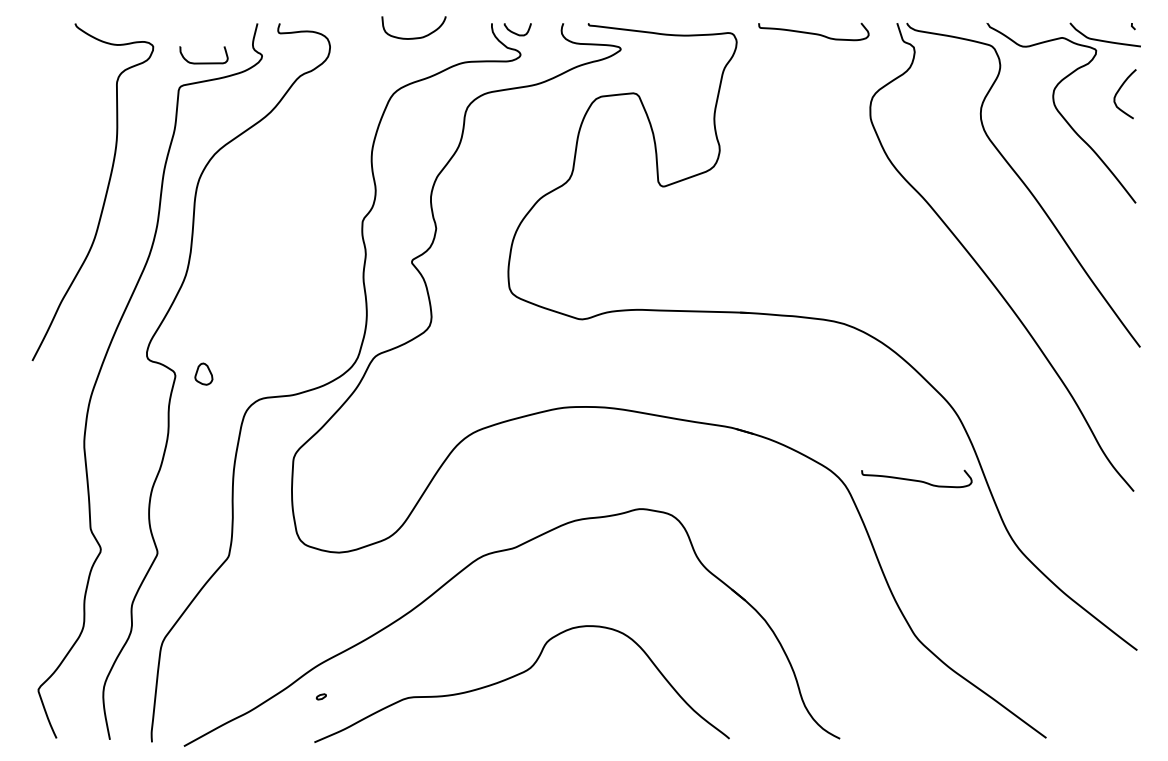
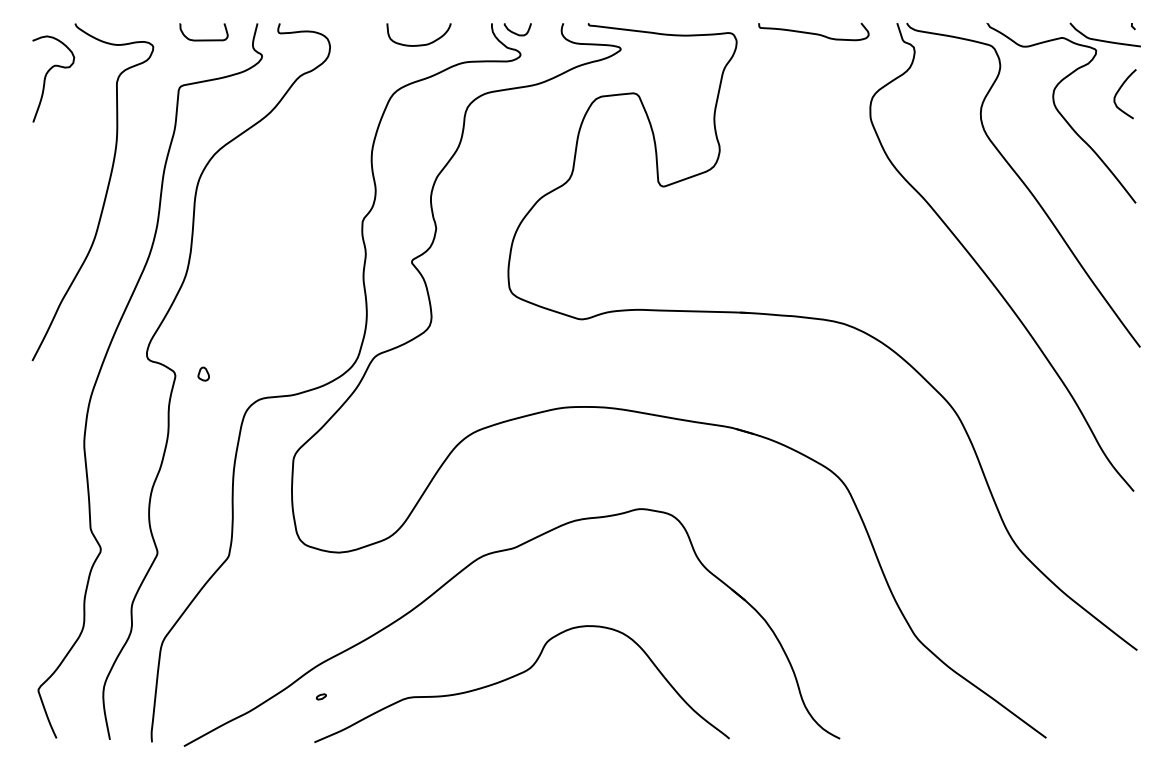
curve position: (413, 37) -> (418, 44) (418, 44)
curve position: (203, 62) -> (203, 39) (203, 39)
curve: none -> present (46, 77)
part size: 20x24 px -> 13x16 px (203, 373)
curve: present -> none (916, 479)
